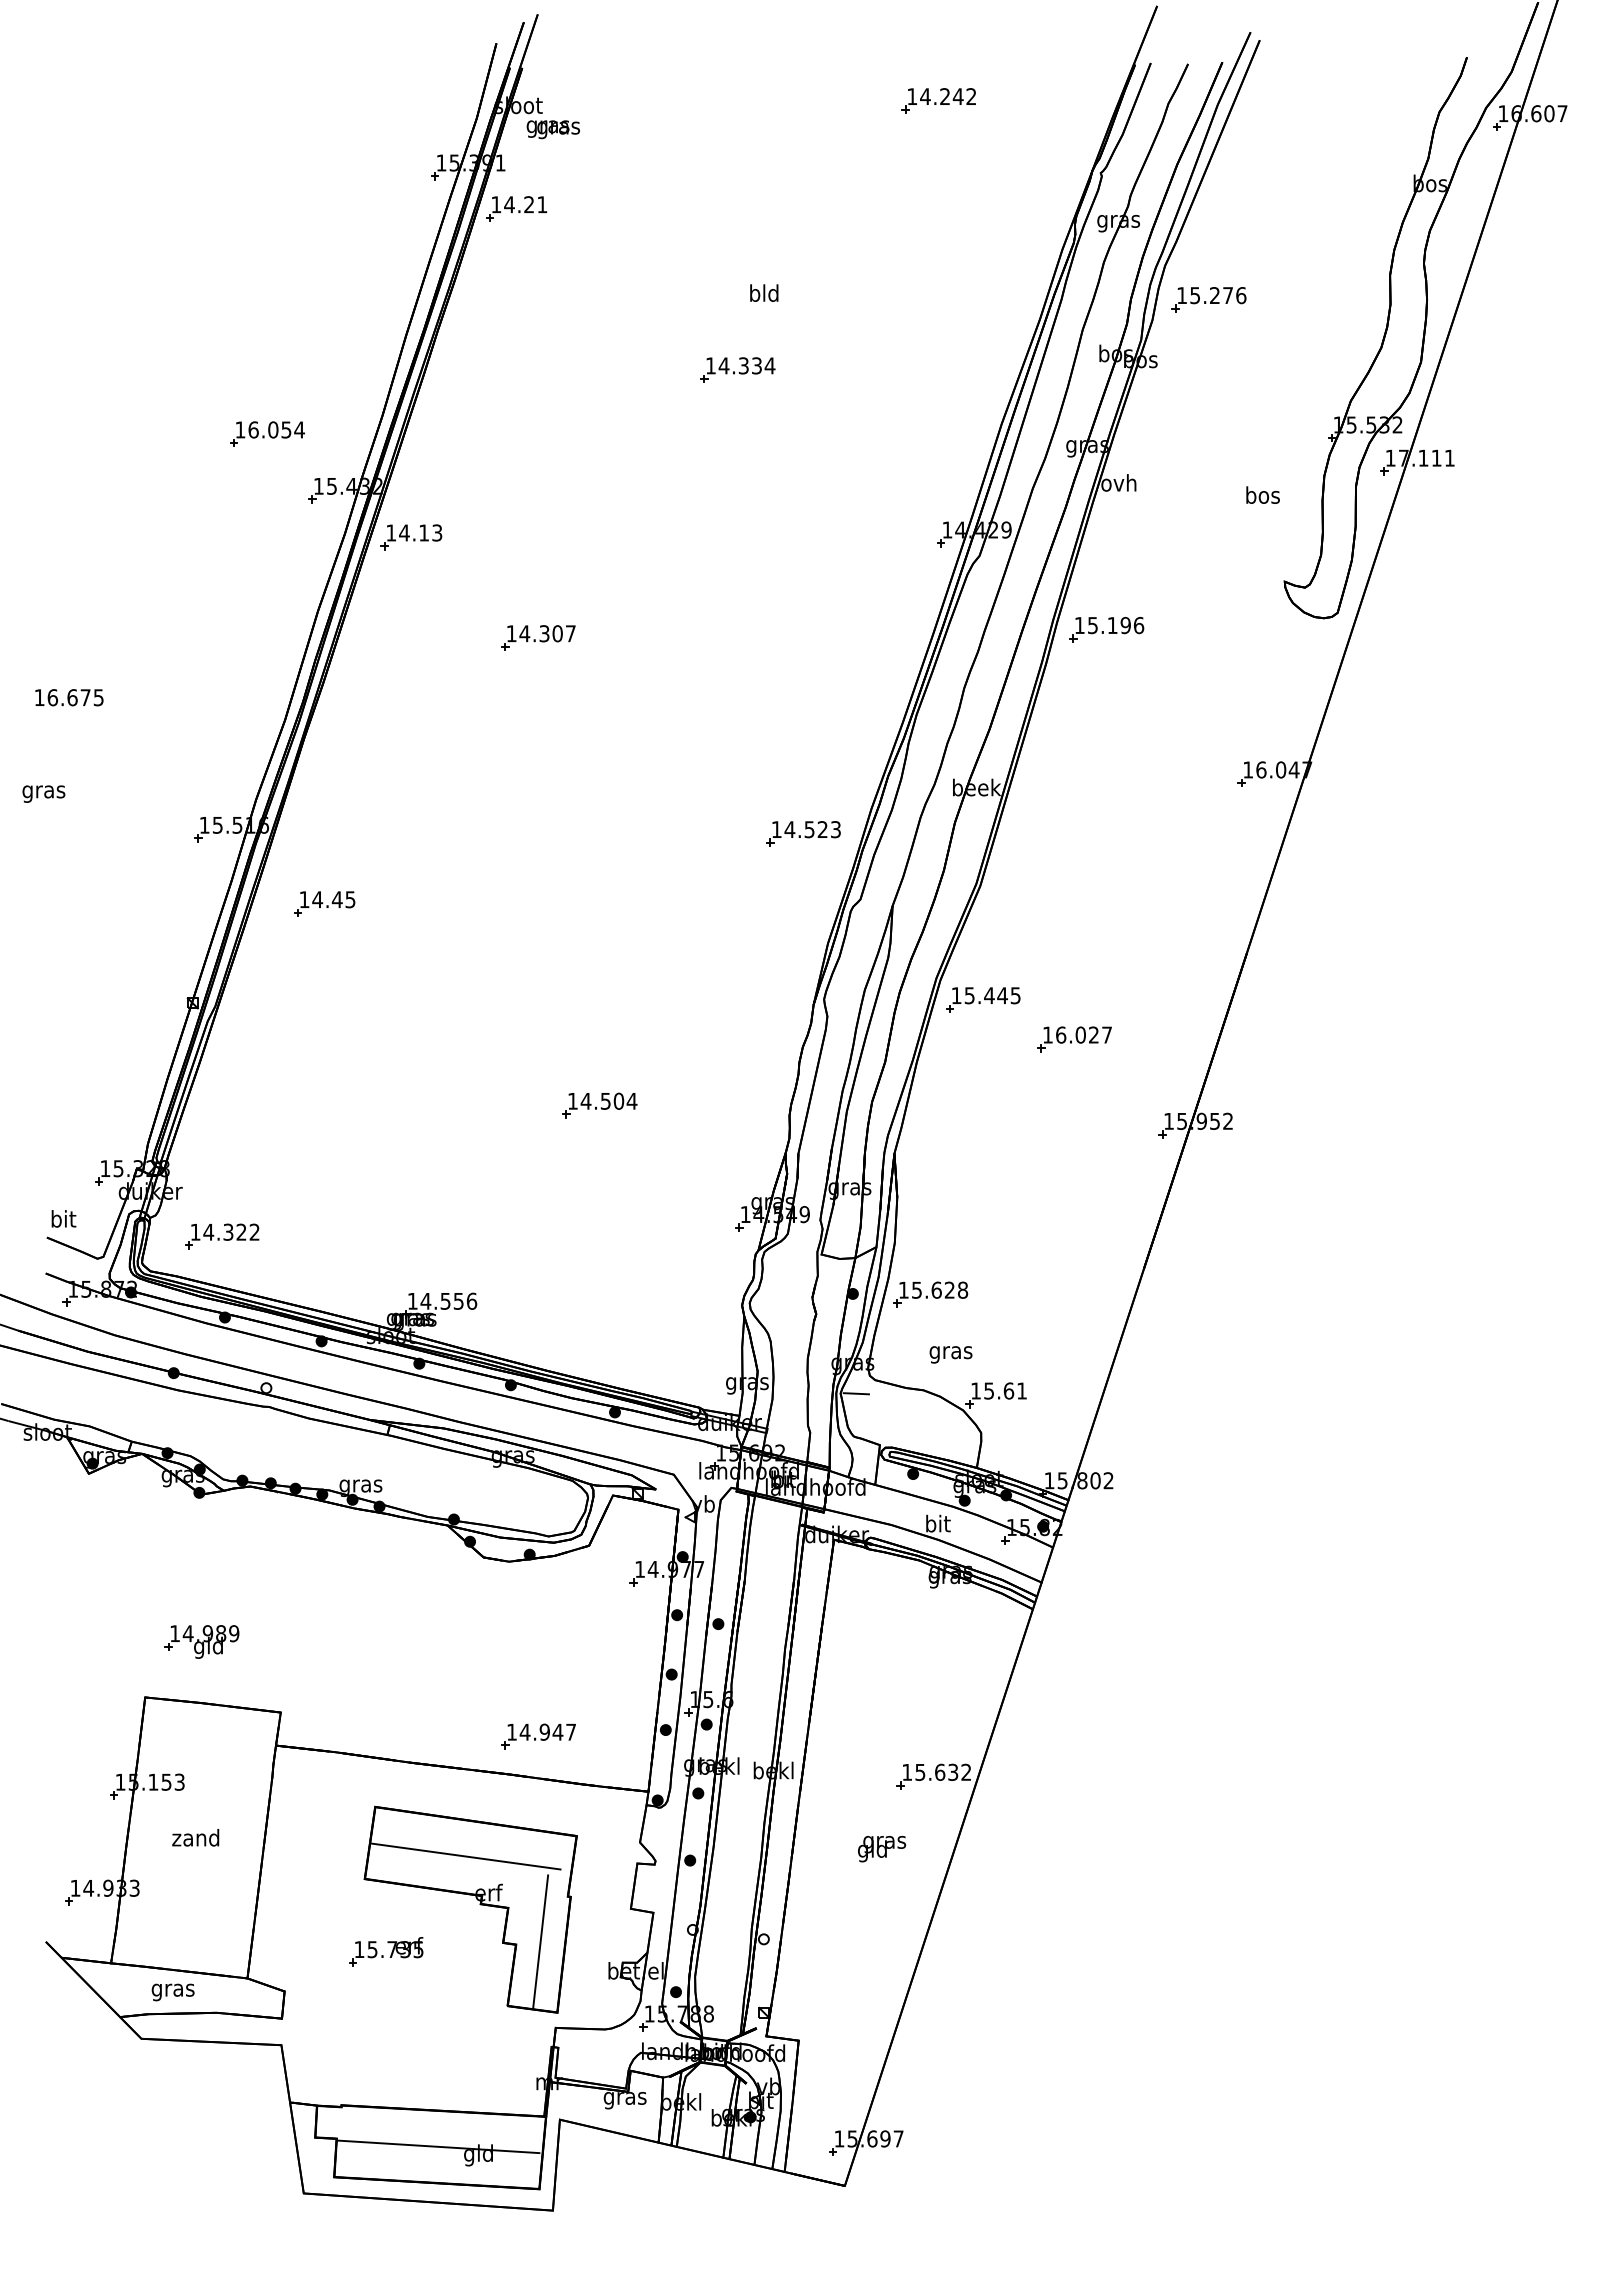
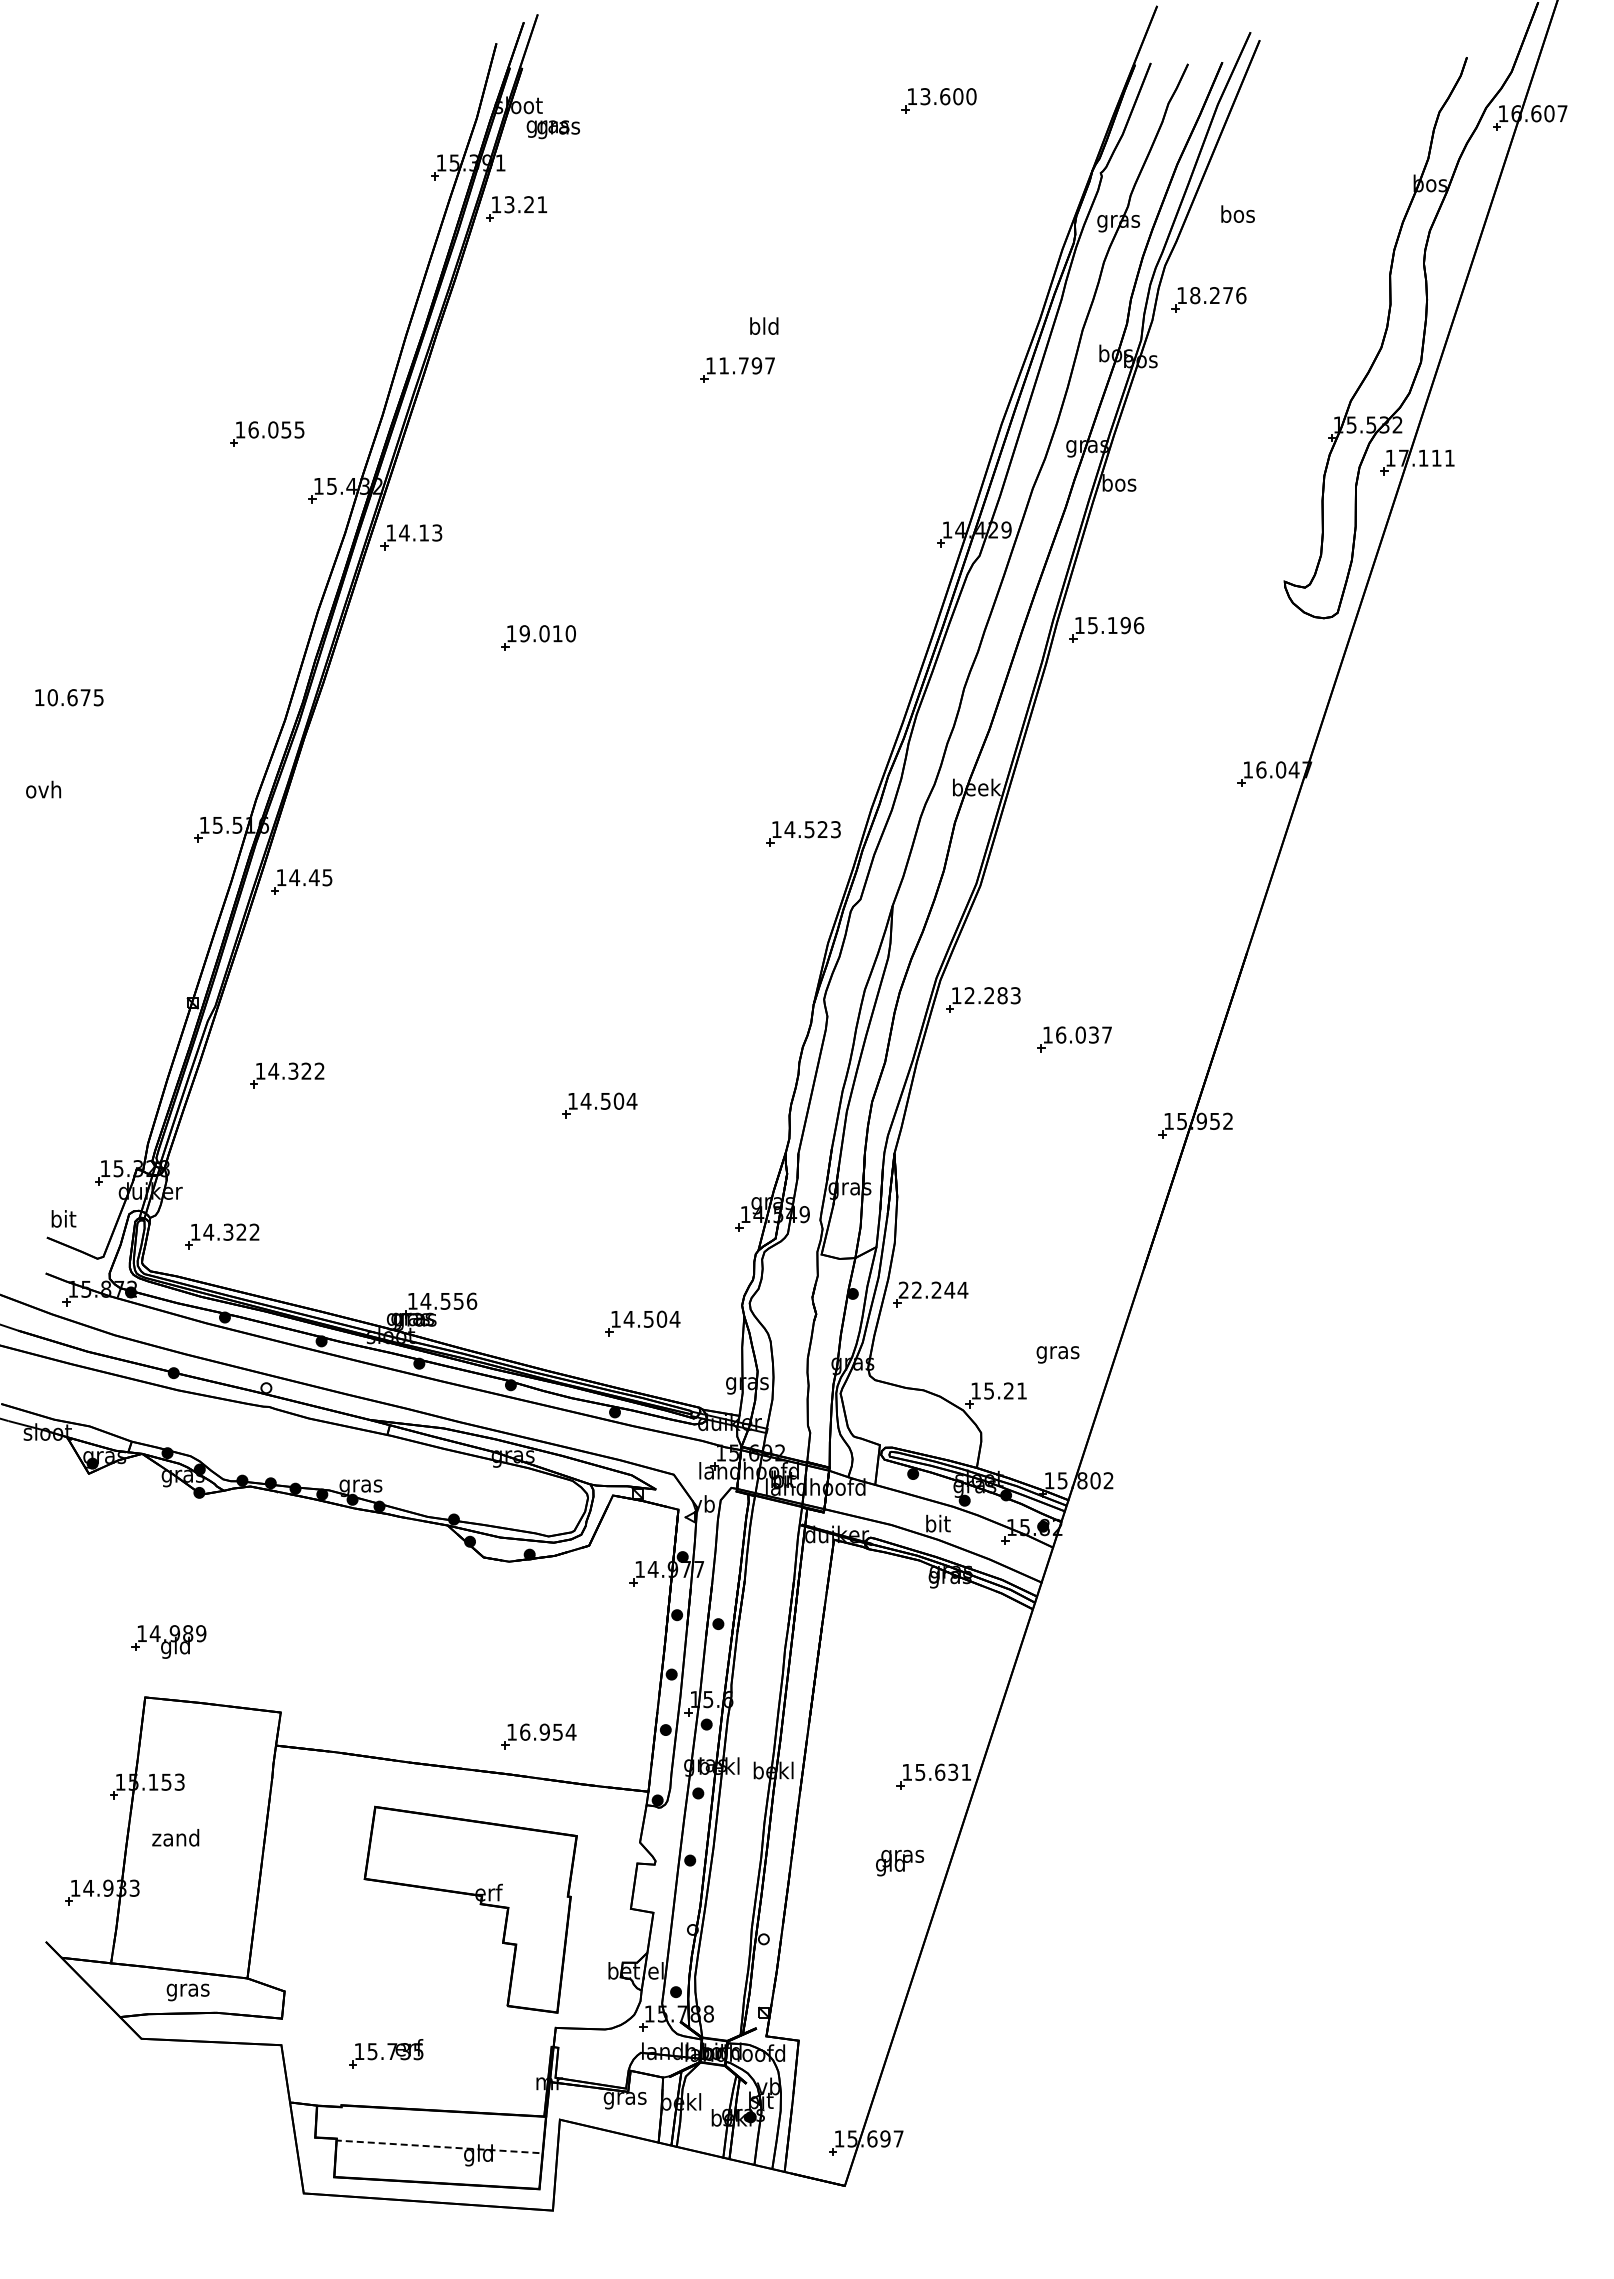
text: 14.242 -> 13.600 (948, 96)
text: 14.21 -> 13.21 (509, 204)
text position: (764, 292) -> (764, 325) (764, 325)
text: 15.276 -> 18.276 (1195, 295)
text: 14.334 -> 11.797 (746, 365)
text: 16.054 -> 16.055 (299, 429)
text: ovh -> bos (1118, 482)
text position: (1262, 494) -> (1237, 213) (1237, 213)
text: 14.307 -> 19.010 (547, 633)
text: 16.675 -> 10.675 (52, 697)
text: gras -> ovh (43, 791)
part position: (324, 903) -> (301, 881) (301, 881)
text: 15.445 -> 12.283 (992, 995)
text: 16.027 -> 16.037 (1093, 1034)
part: none -> present (287, 1075)
text: 15.628 -> 22.244 (933, 1289)
part: none -> present (642, 1323)
text position: (950, 1354) -> (1057, 1354) (1057, 1354)
text: 15.61 -> 15.21 (1008, 1390)
line: present -> none (855, 1393)
part position: (201, 1641) -> (168, 1641) (168, 1641)
text: 14.947 -> 16.954 (547, 1731)
text: 15.632 -> 15.631 (966, 1771)
text position: (195, 1837) -> (175, 1837) (175, 1837)
text position: (882, 1849) -> (900, 1863) (900, 1863)
line: present -> none (465, 1856)
line: present -> none (540, 1941)
part position: (386, 1951) -> (386, 2053) (386, 2053)
text position: (172, 1992) -> (187, 1992) (187, 1992)
line: solid -> dashed (437, 2146)
